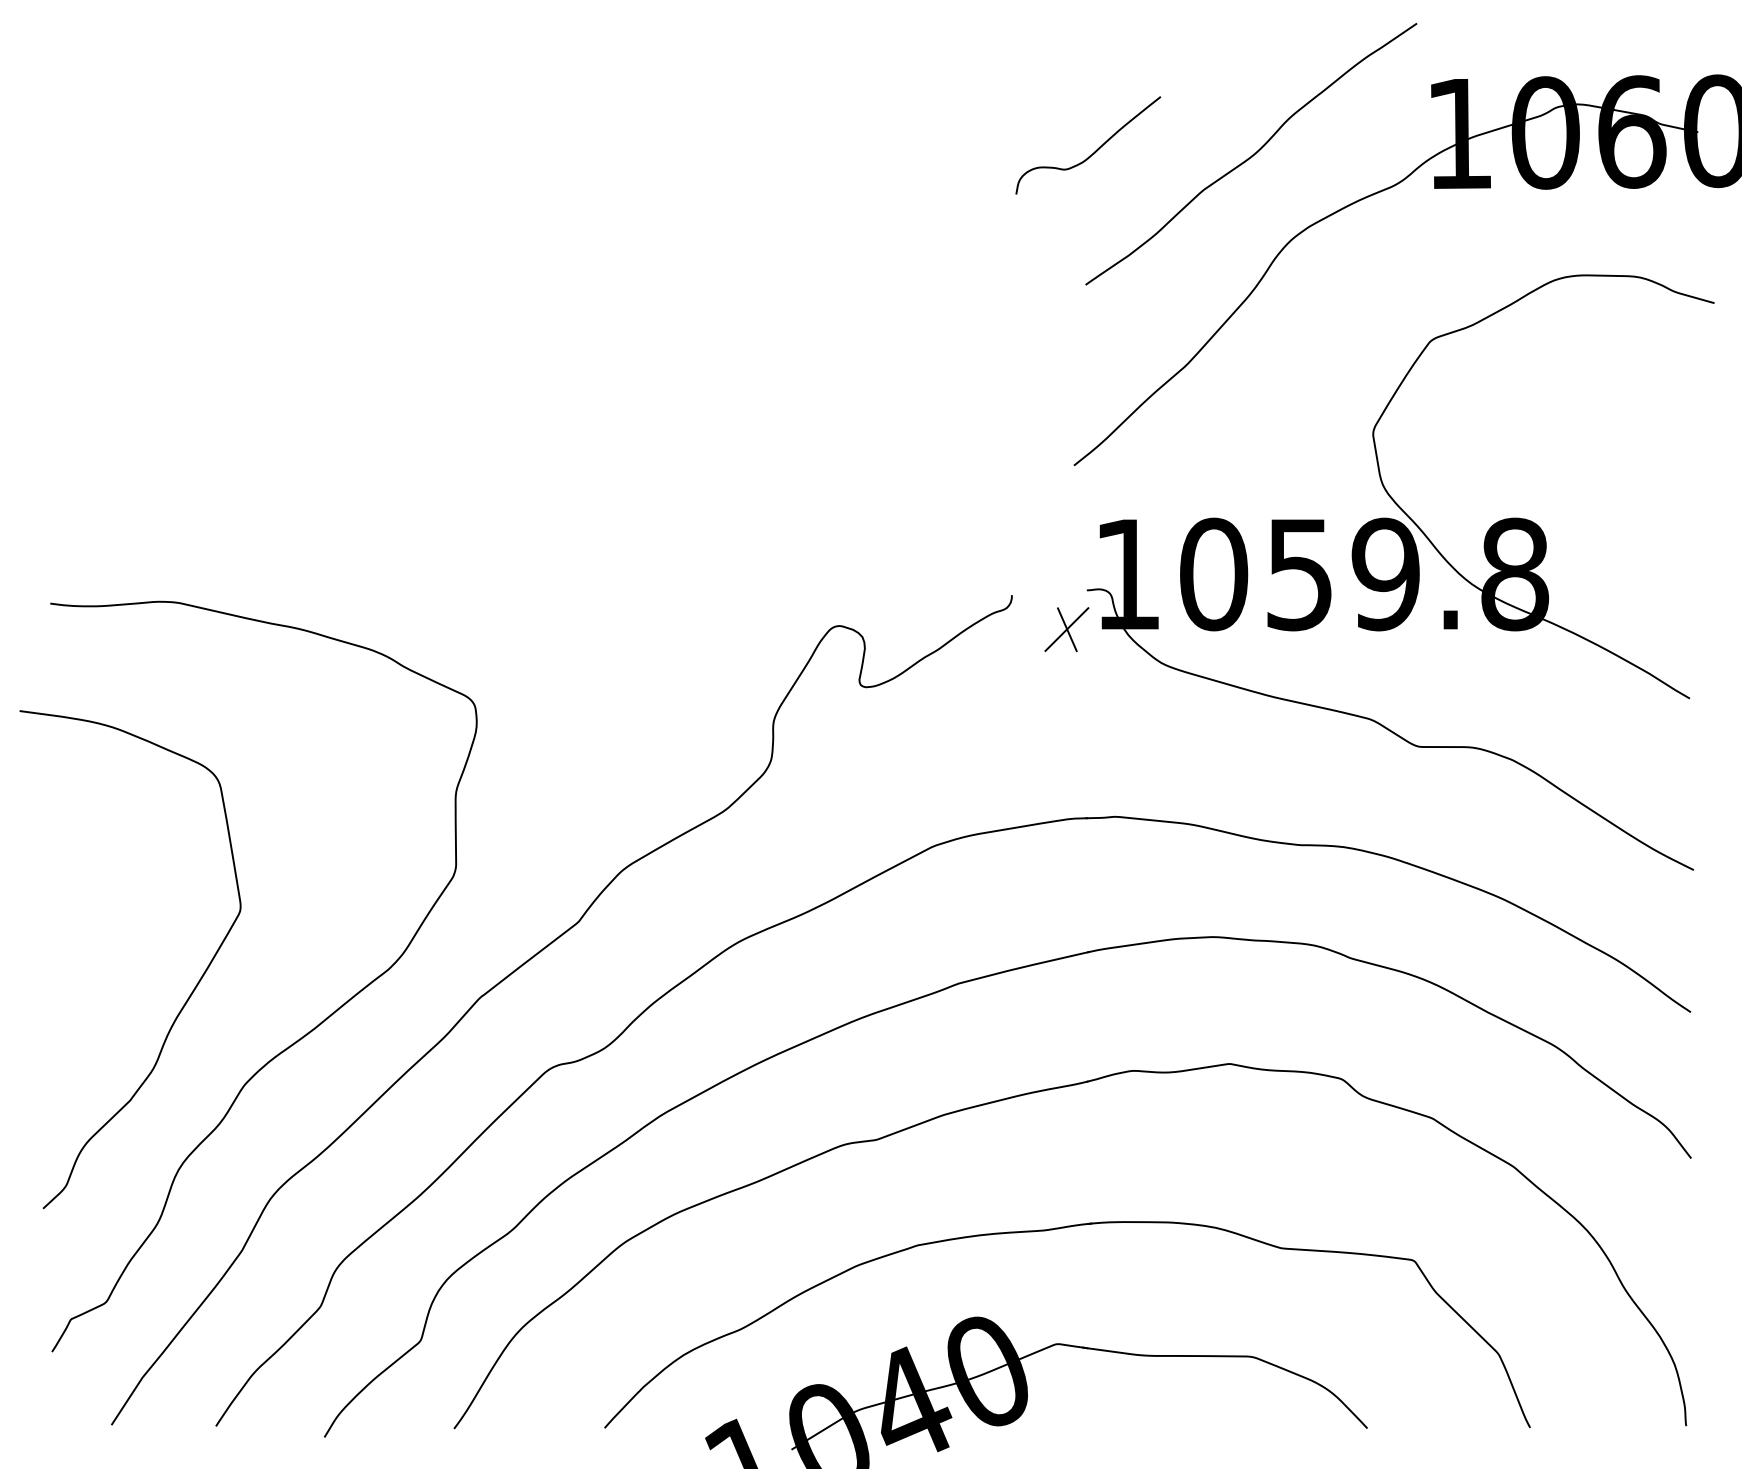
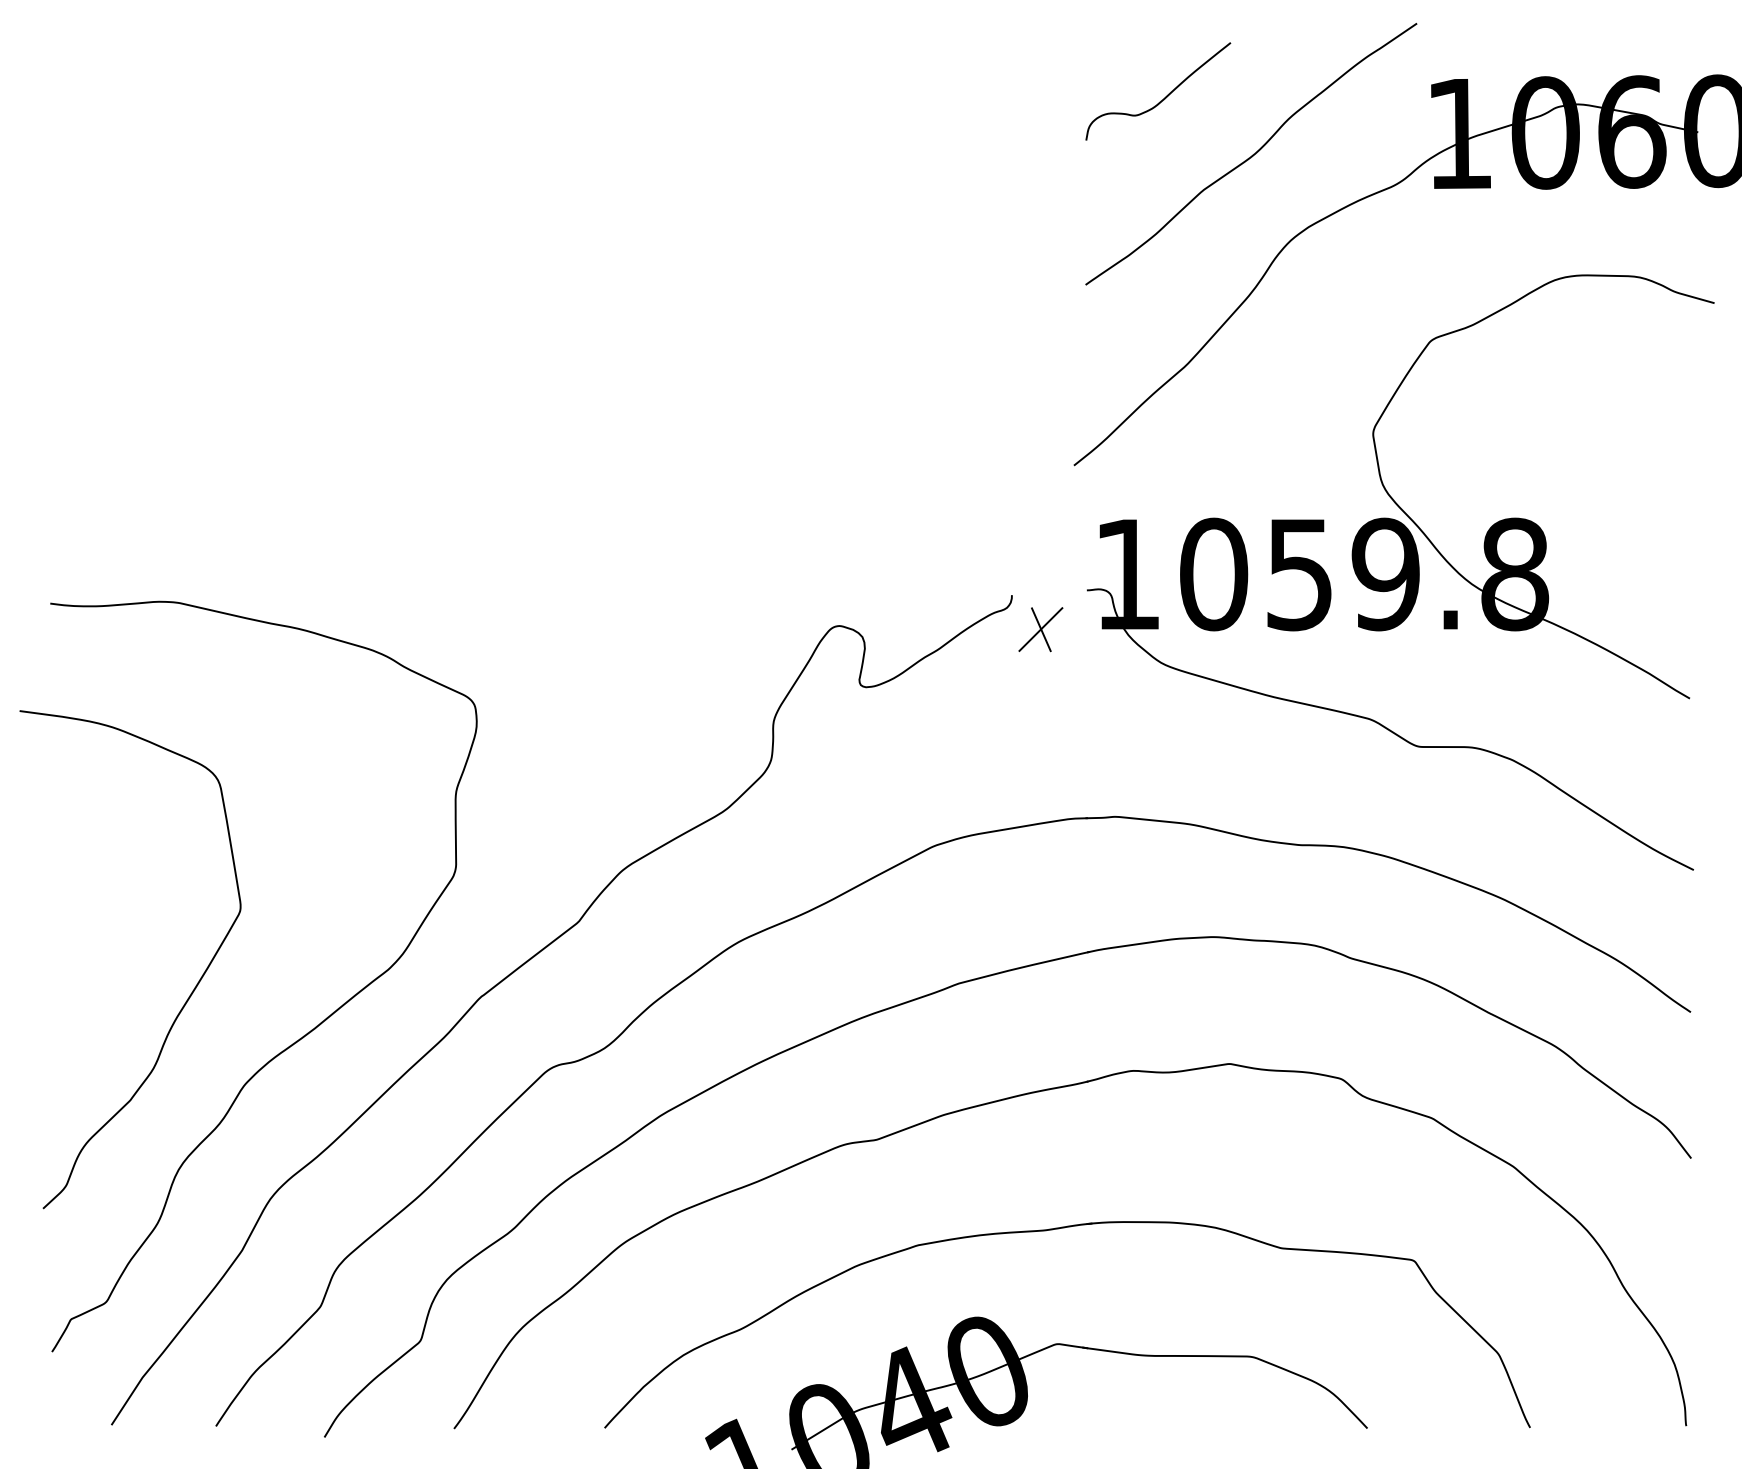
curve position: (1094, 151) -> (1164, 97) (1164, 97)
part position: (1066, 629) -> (1040, 629) (1040, 629)
